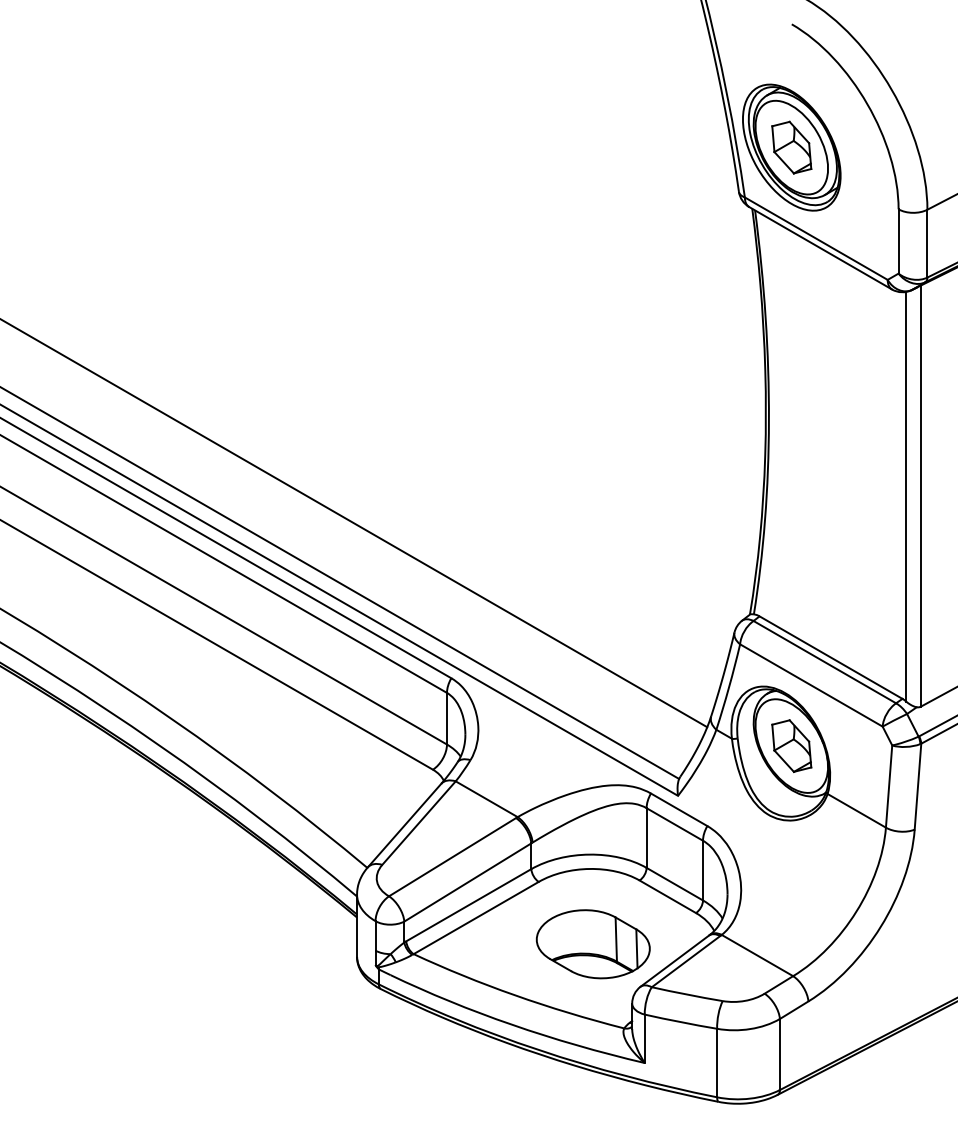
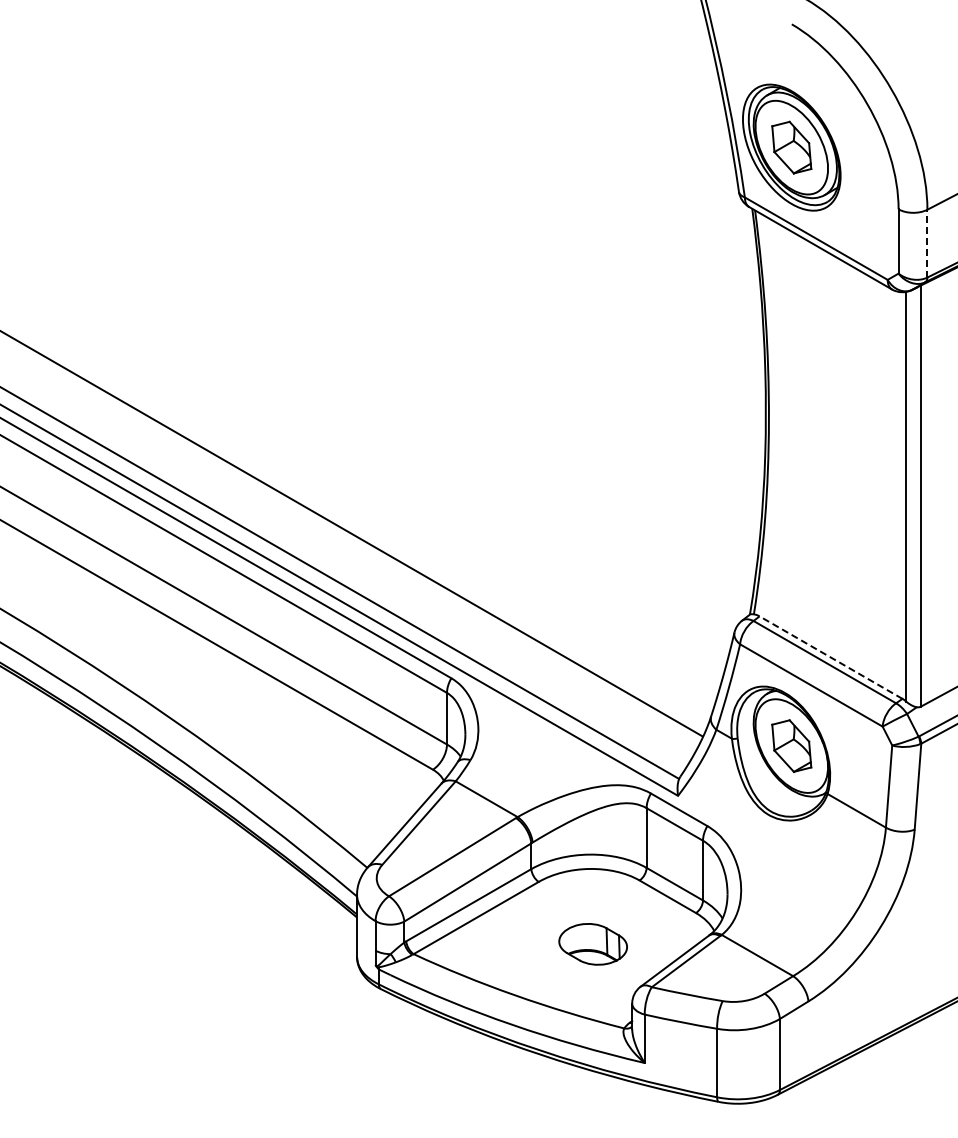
line: solid -> dashed (927, 243)
line position: (354, 523) -> (352, 534) (352, 534)
line: solid -> dashed (830, 657)
part size: 116x71 px -> 70x43 px (592, 944)
